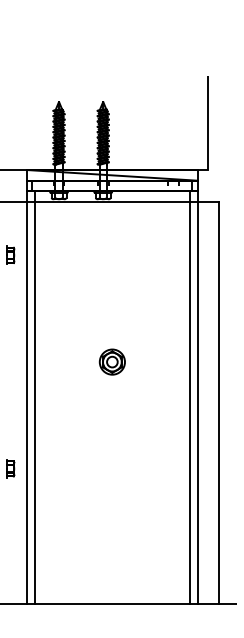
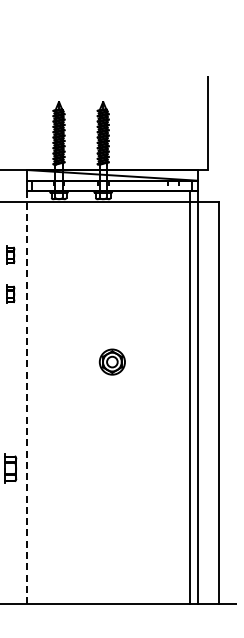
part: none -> present (10, 293)
line: present -> none (35, 397)
line: solid -> dashed (27, 398)
part size: 10x20 px -> 14x31 px (10, 468)
